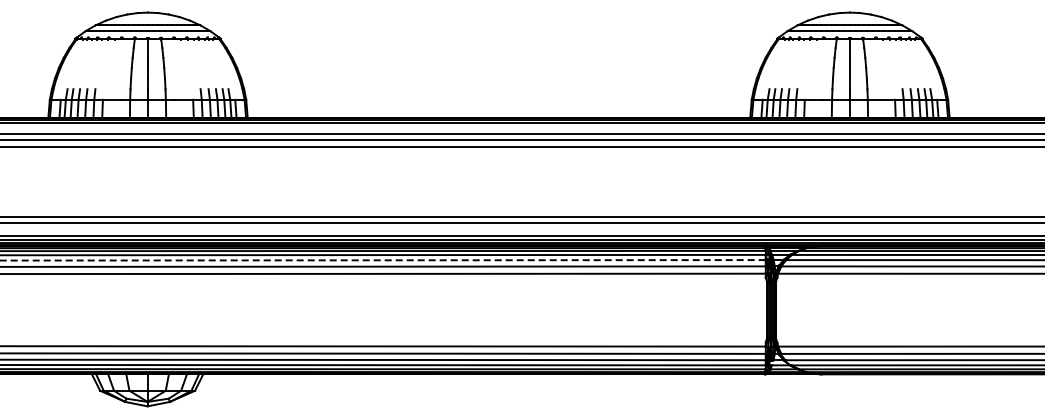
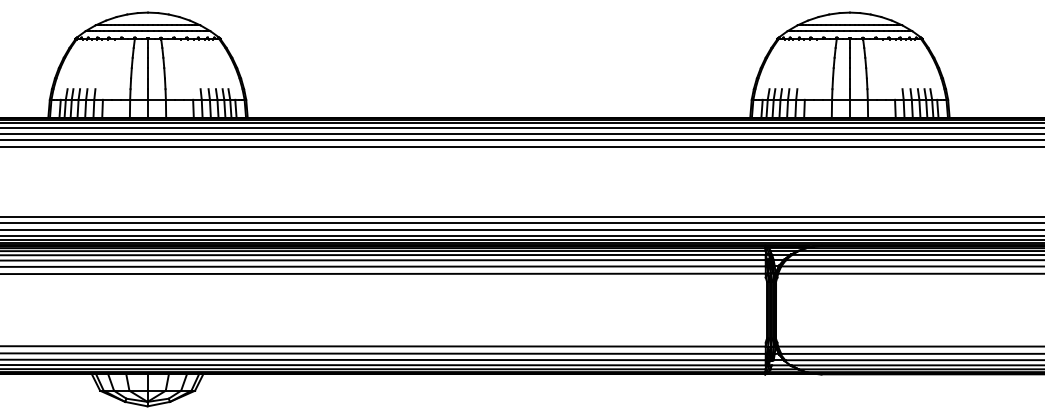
line: none -> present (521, 128)
line: none -> present (521, 229)
line: dashed -> solid (382, 260)
